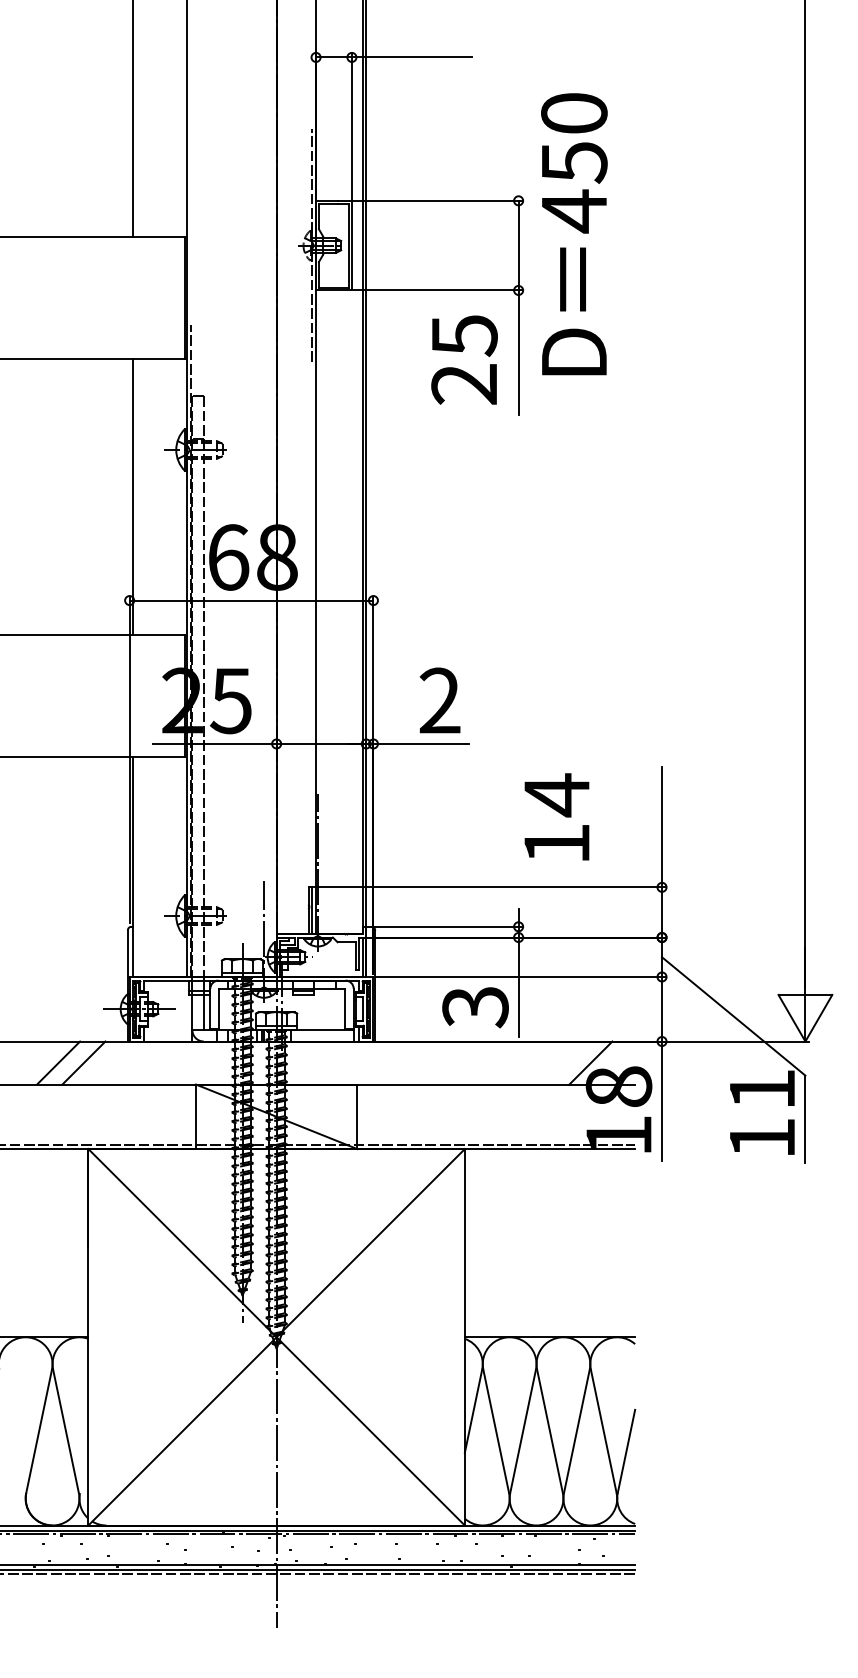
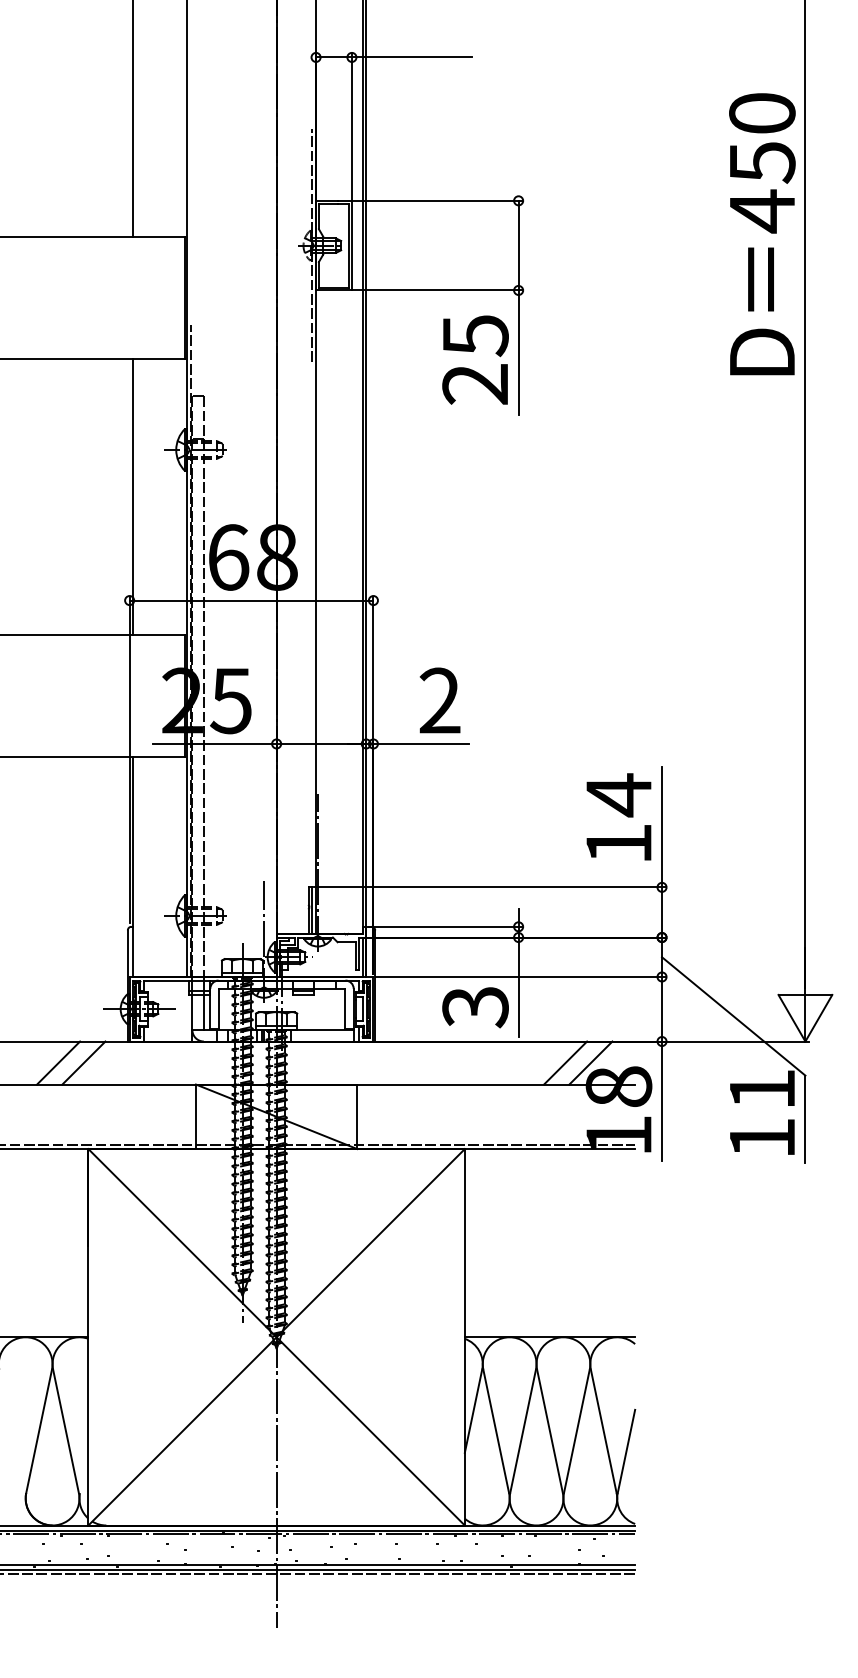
text position: (574, 234) -> (762, 234) (762, 234)
text position: (464, 359) -> (475, 359) (475, 359)
text position: (556, 816) -> (618, 816) (618, 816)
line: none -> present (565, 1062)
